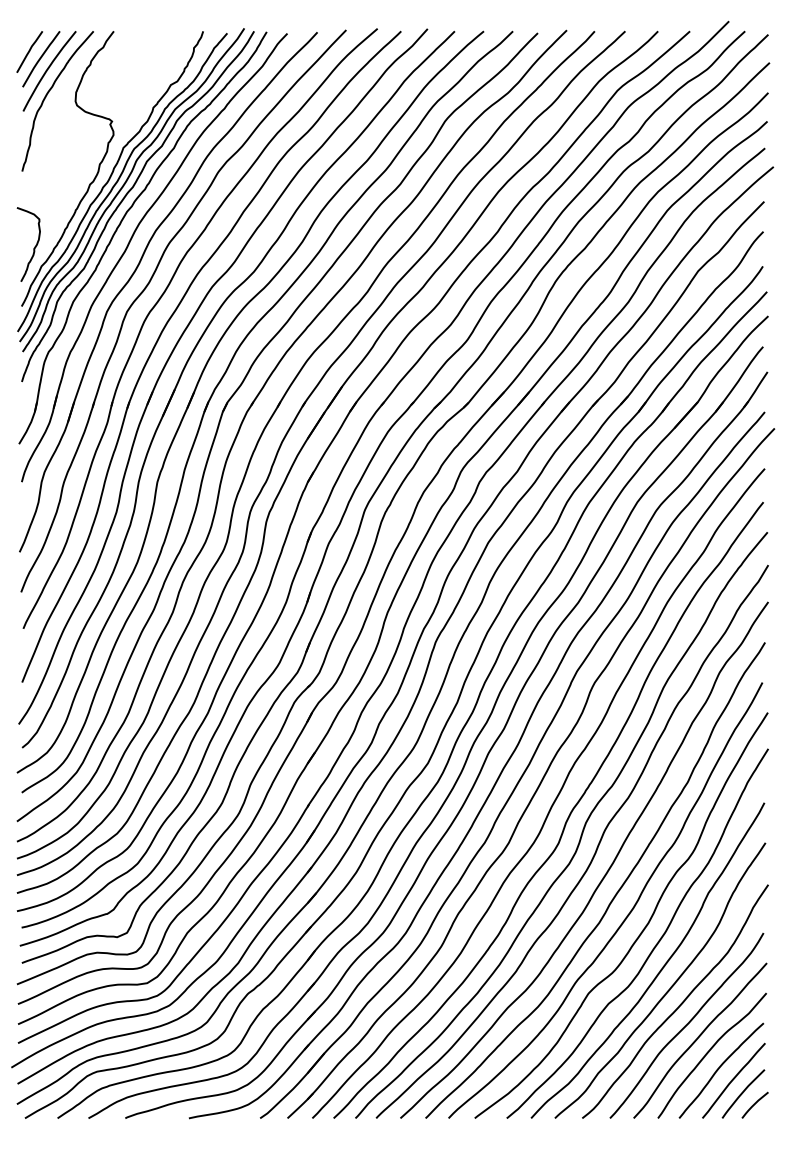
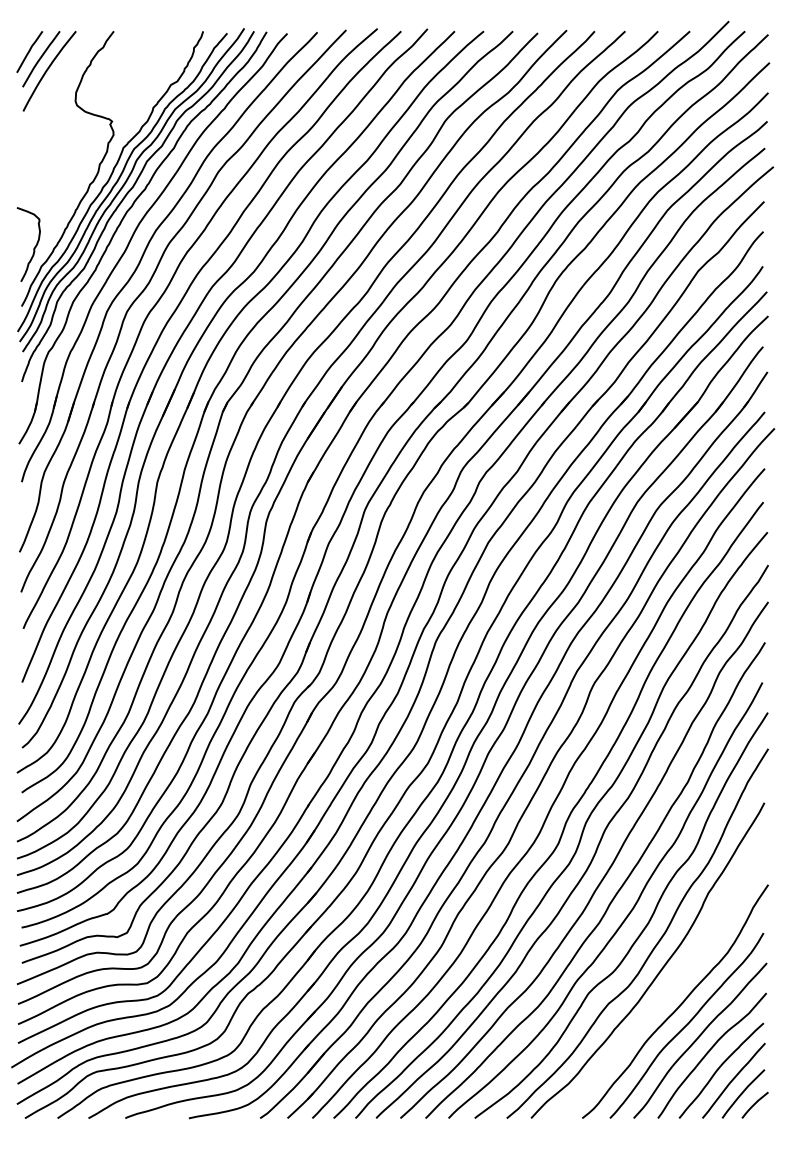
curve: present -> none (47, 95)
curve: present -> none (670, 986)
